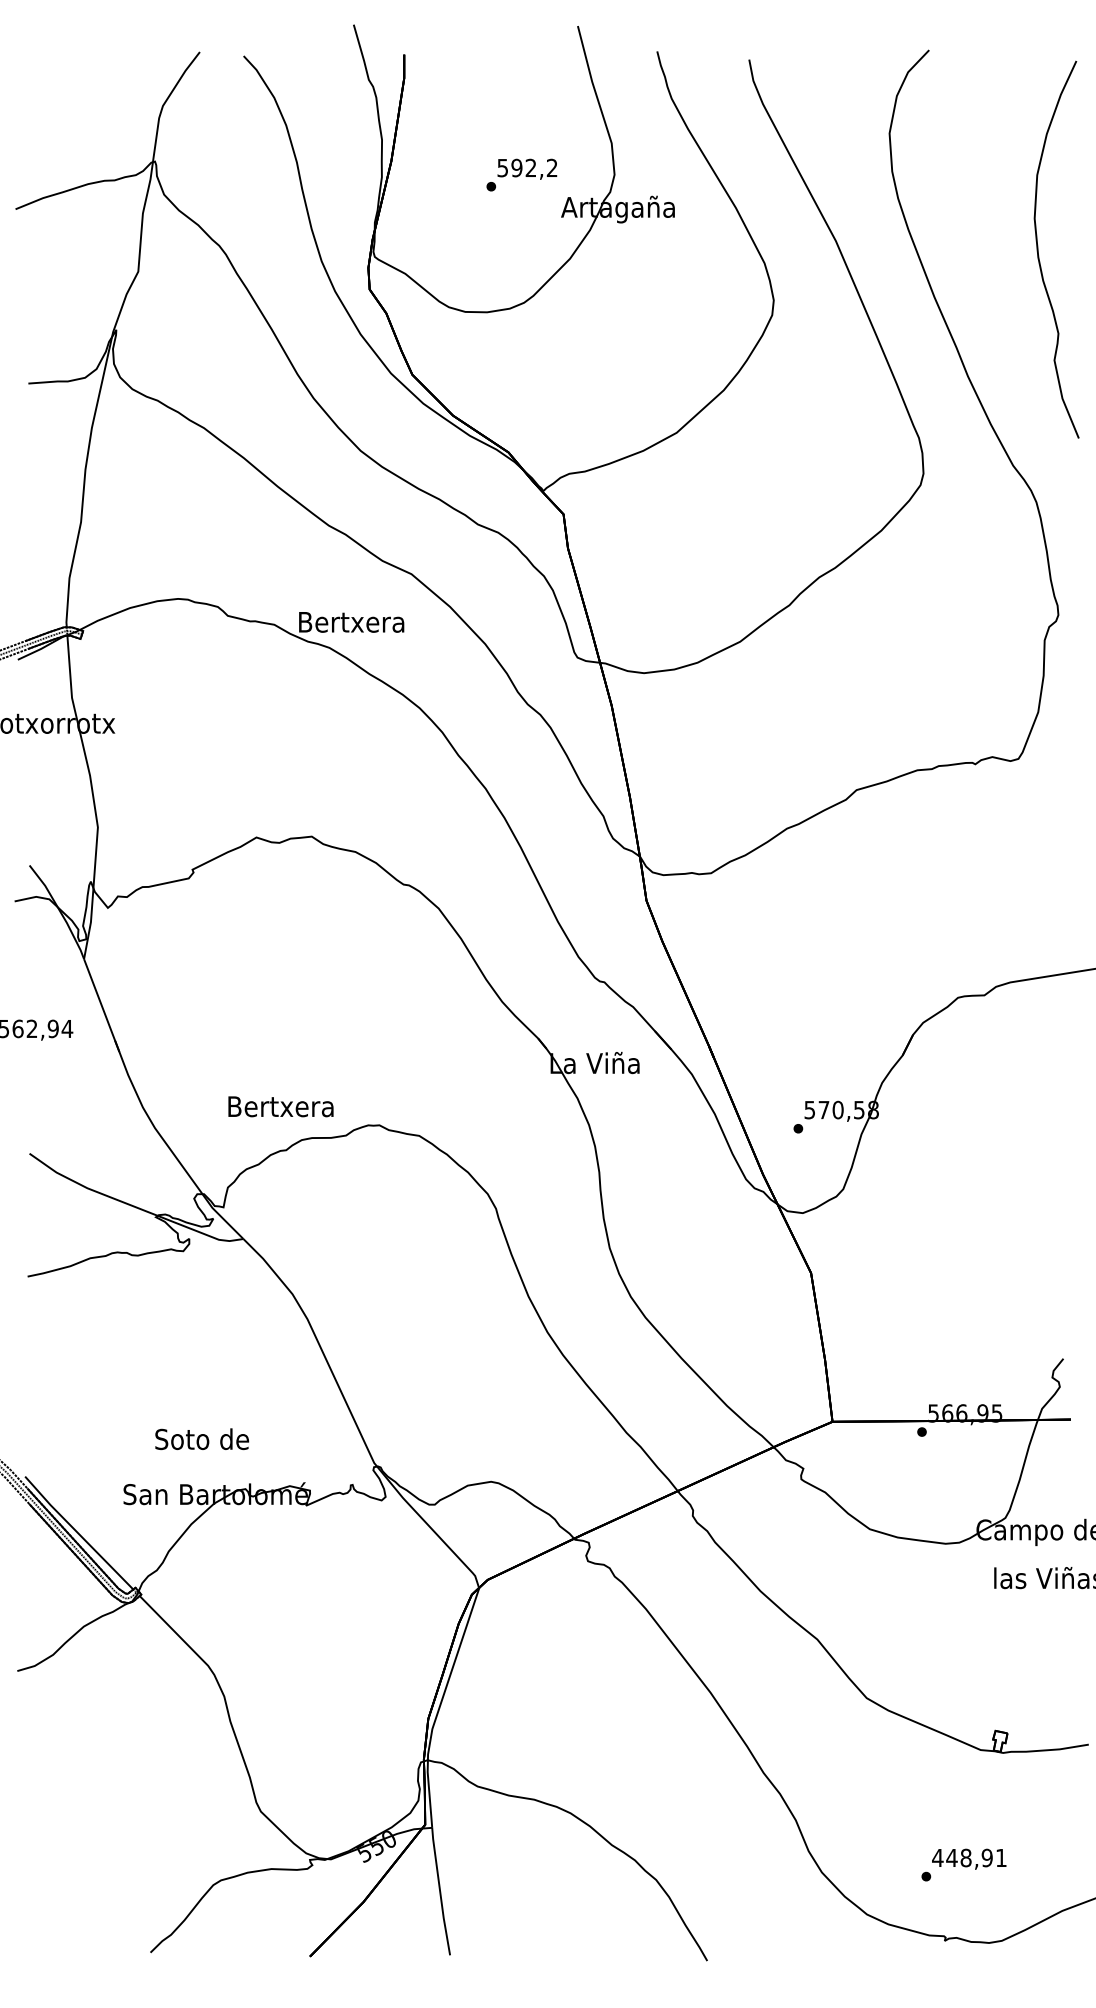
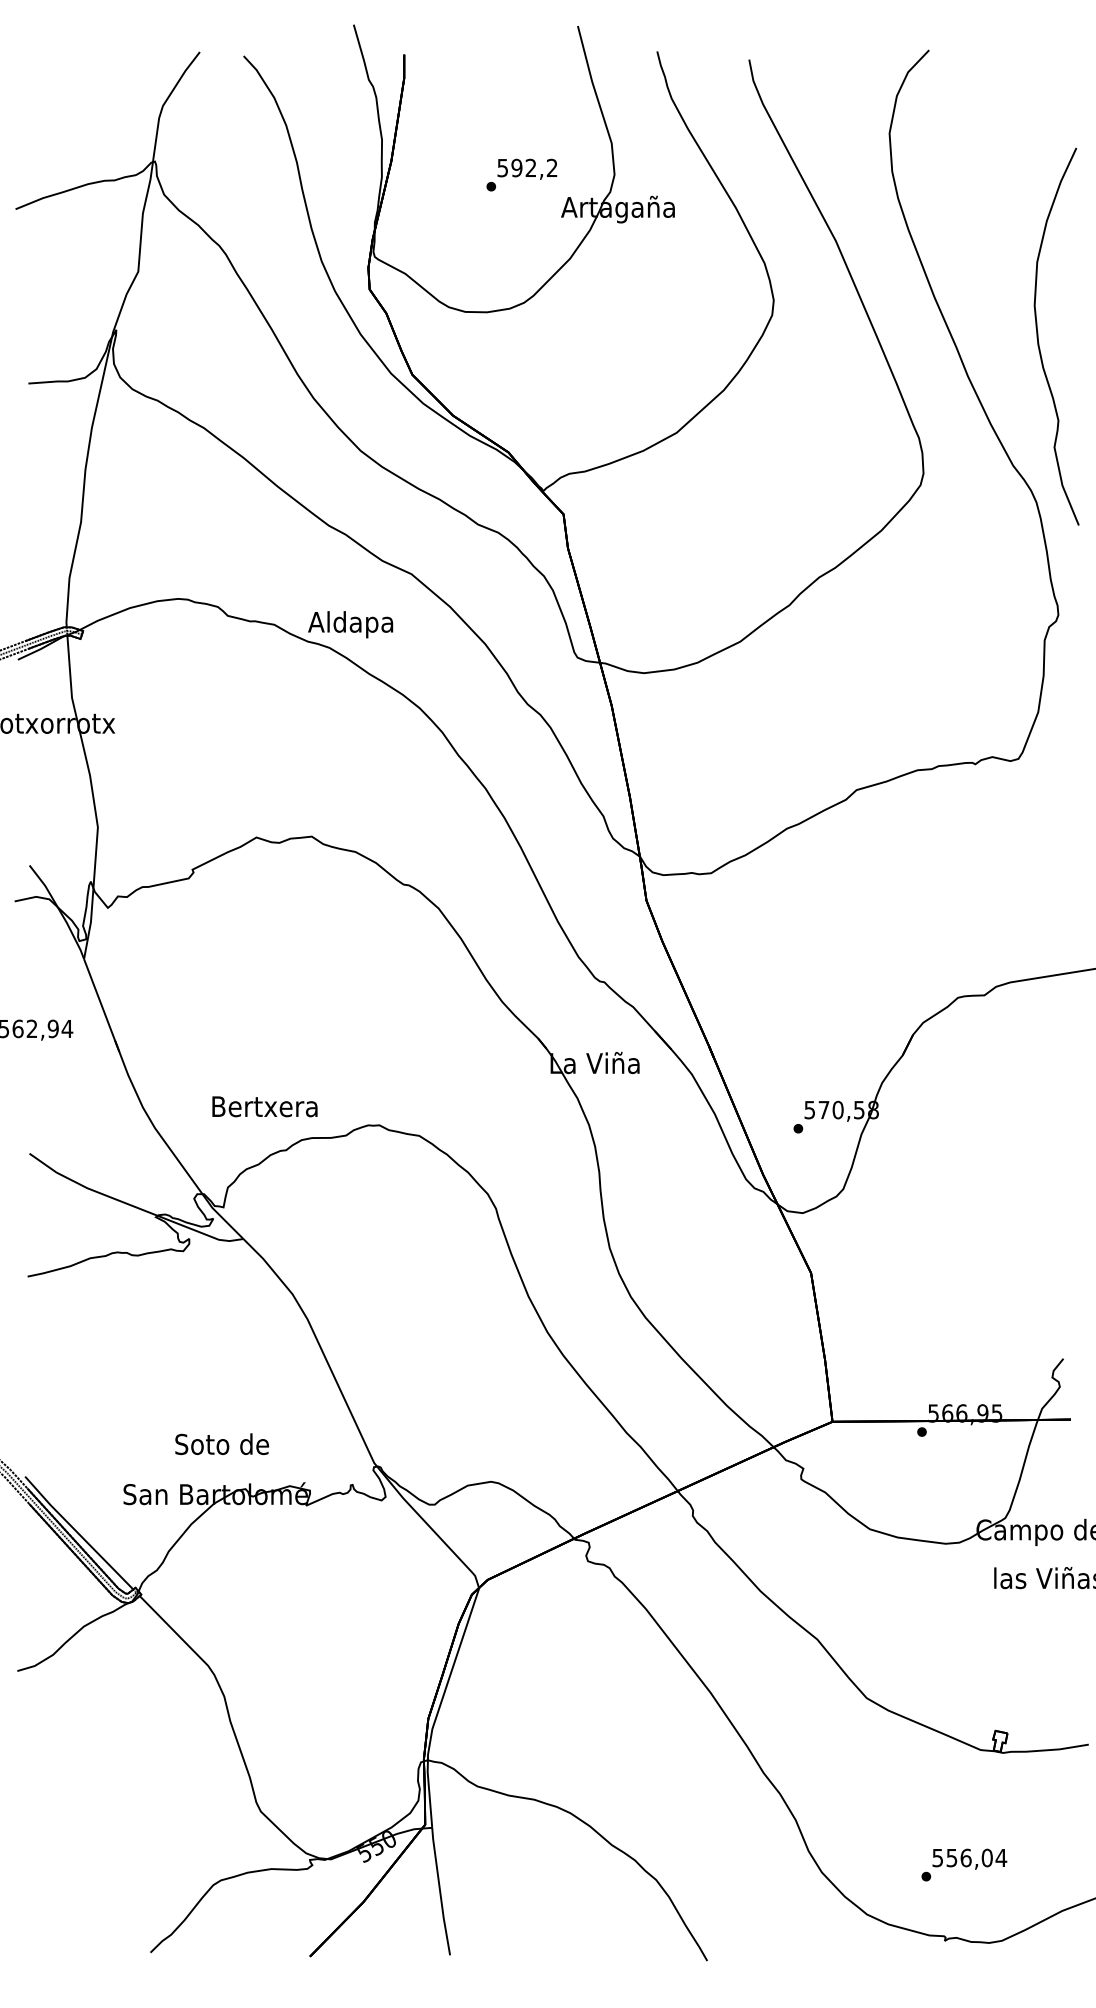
curve position: (1038, 249) -> (1038, 336) (1038, 336)
text: Bertxera -> Aldapa (351, 624)
text position: (280, 1106) -> (264, 1106) (264, 1106)
text position: (202, 1439) -> (222, 1444) (222, 1444)
text: 448,91 -> 556,04 (969, 1857)
